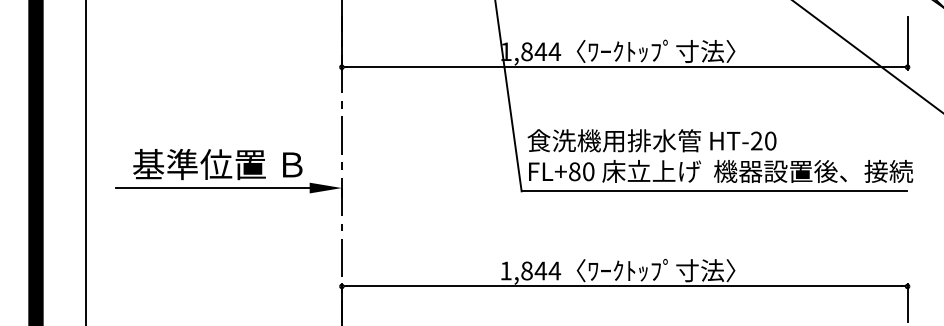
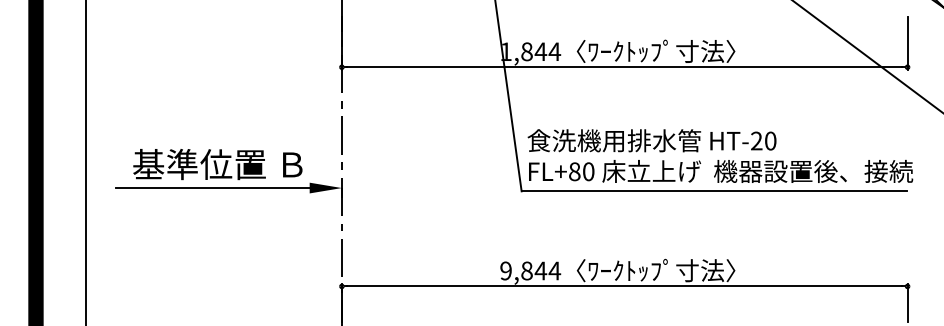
text: 1,844 -> 9,844 (505, 270)
